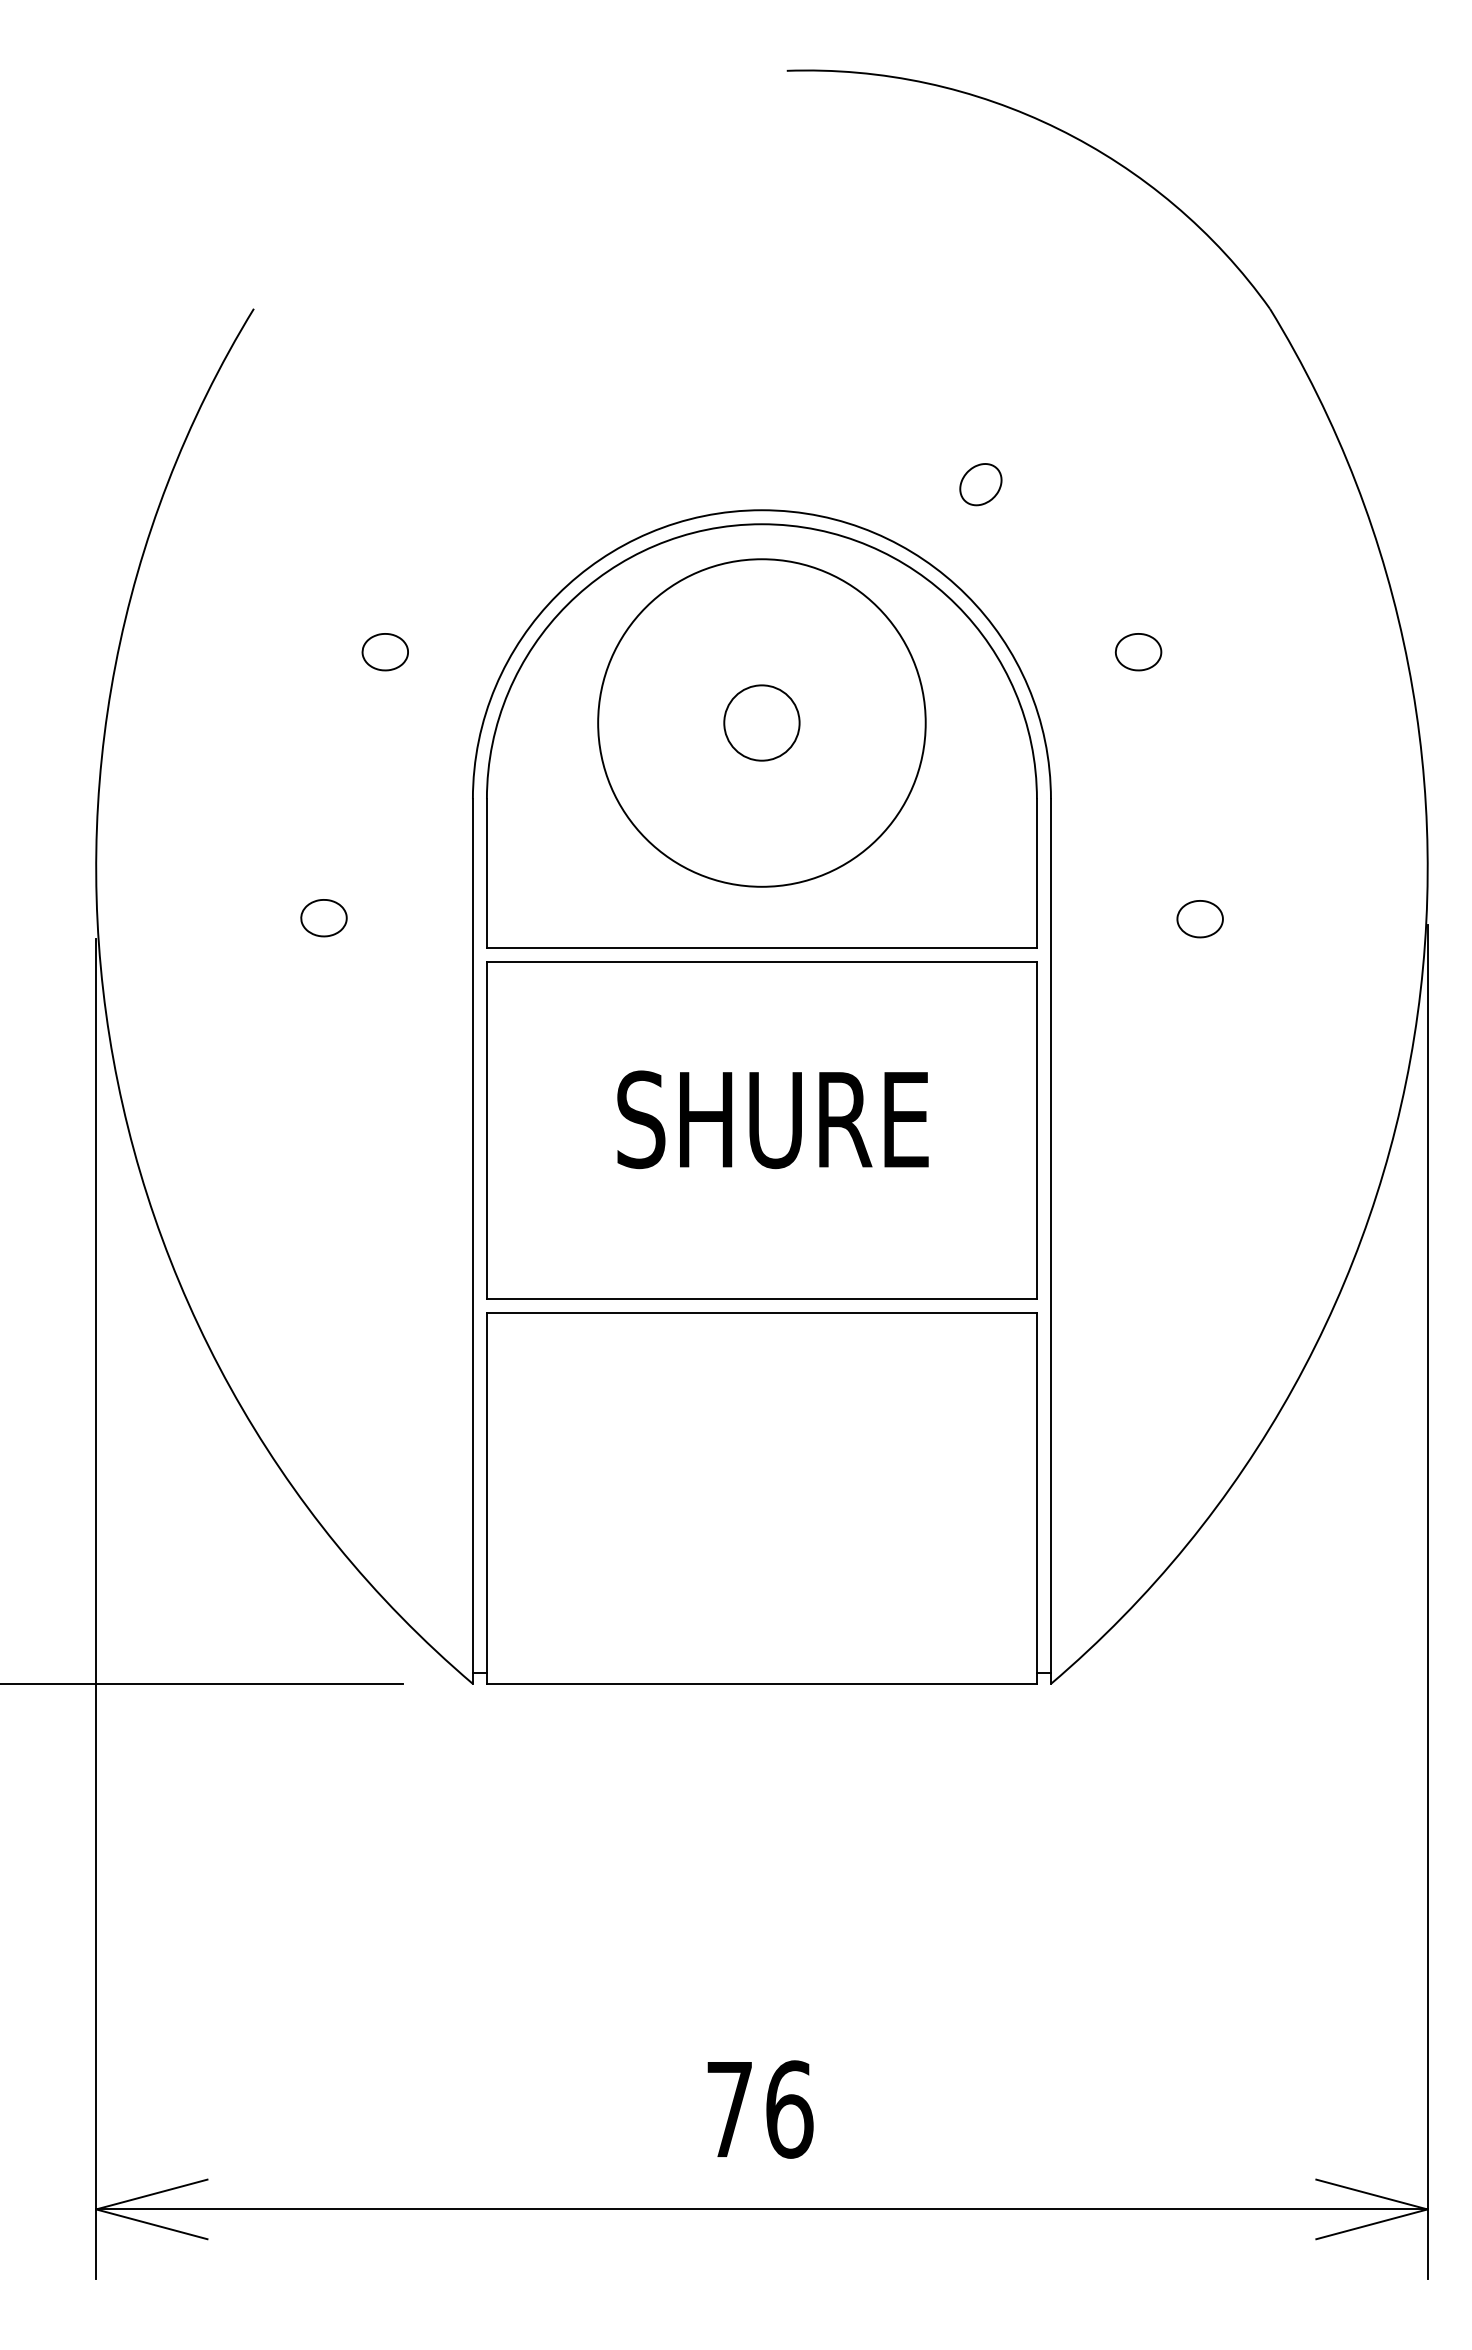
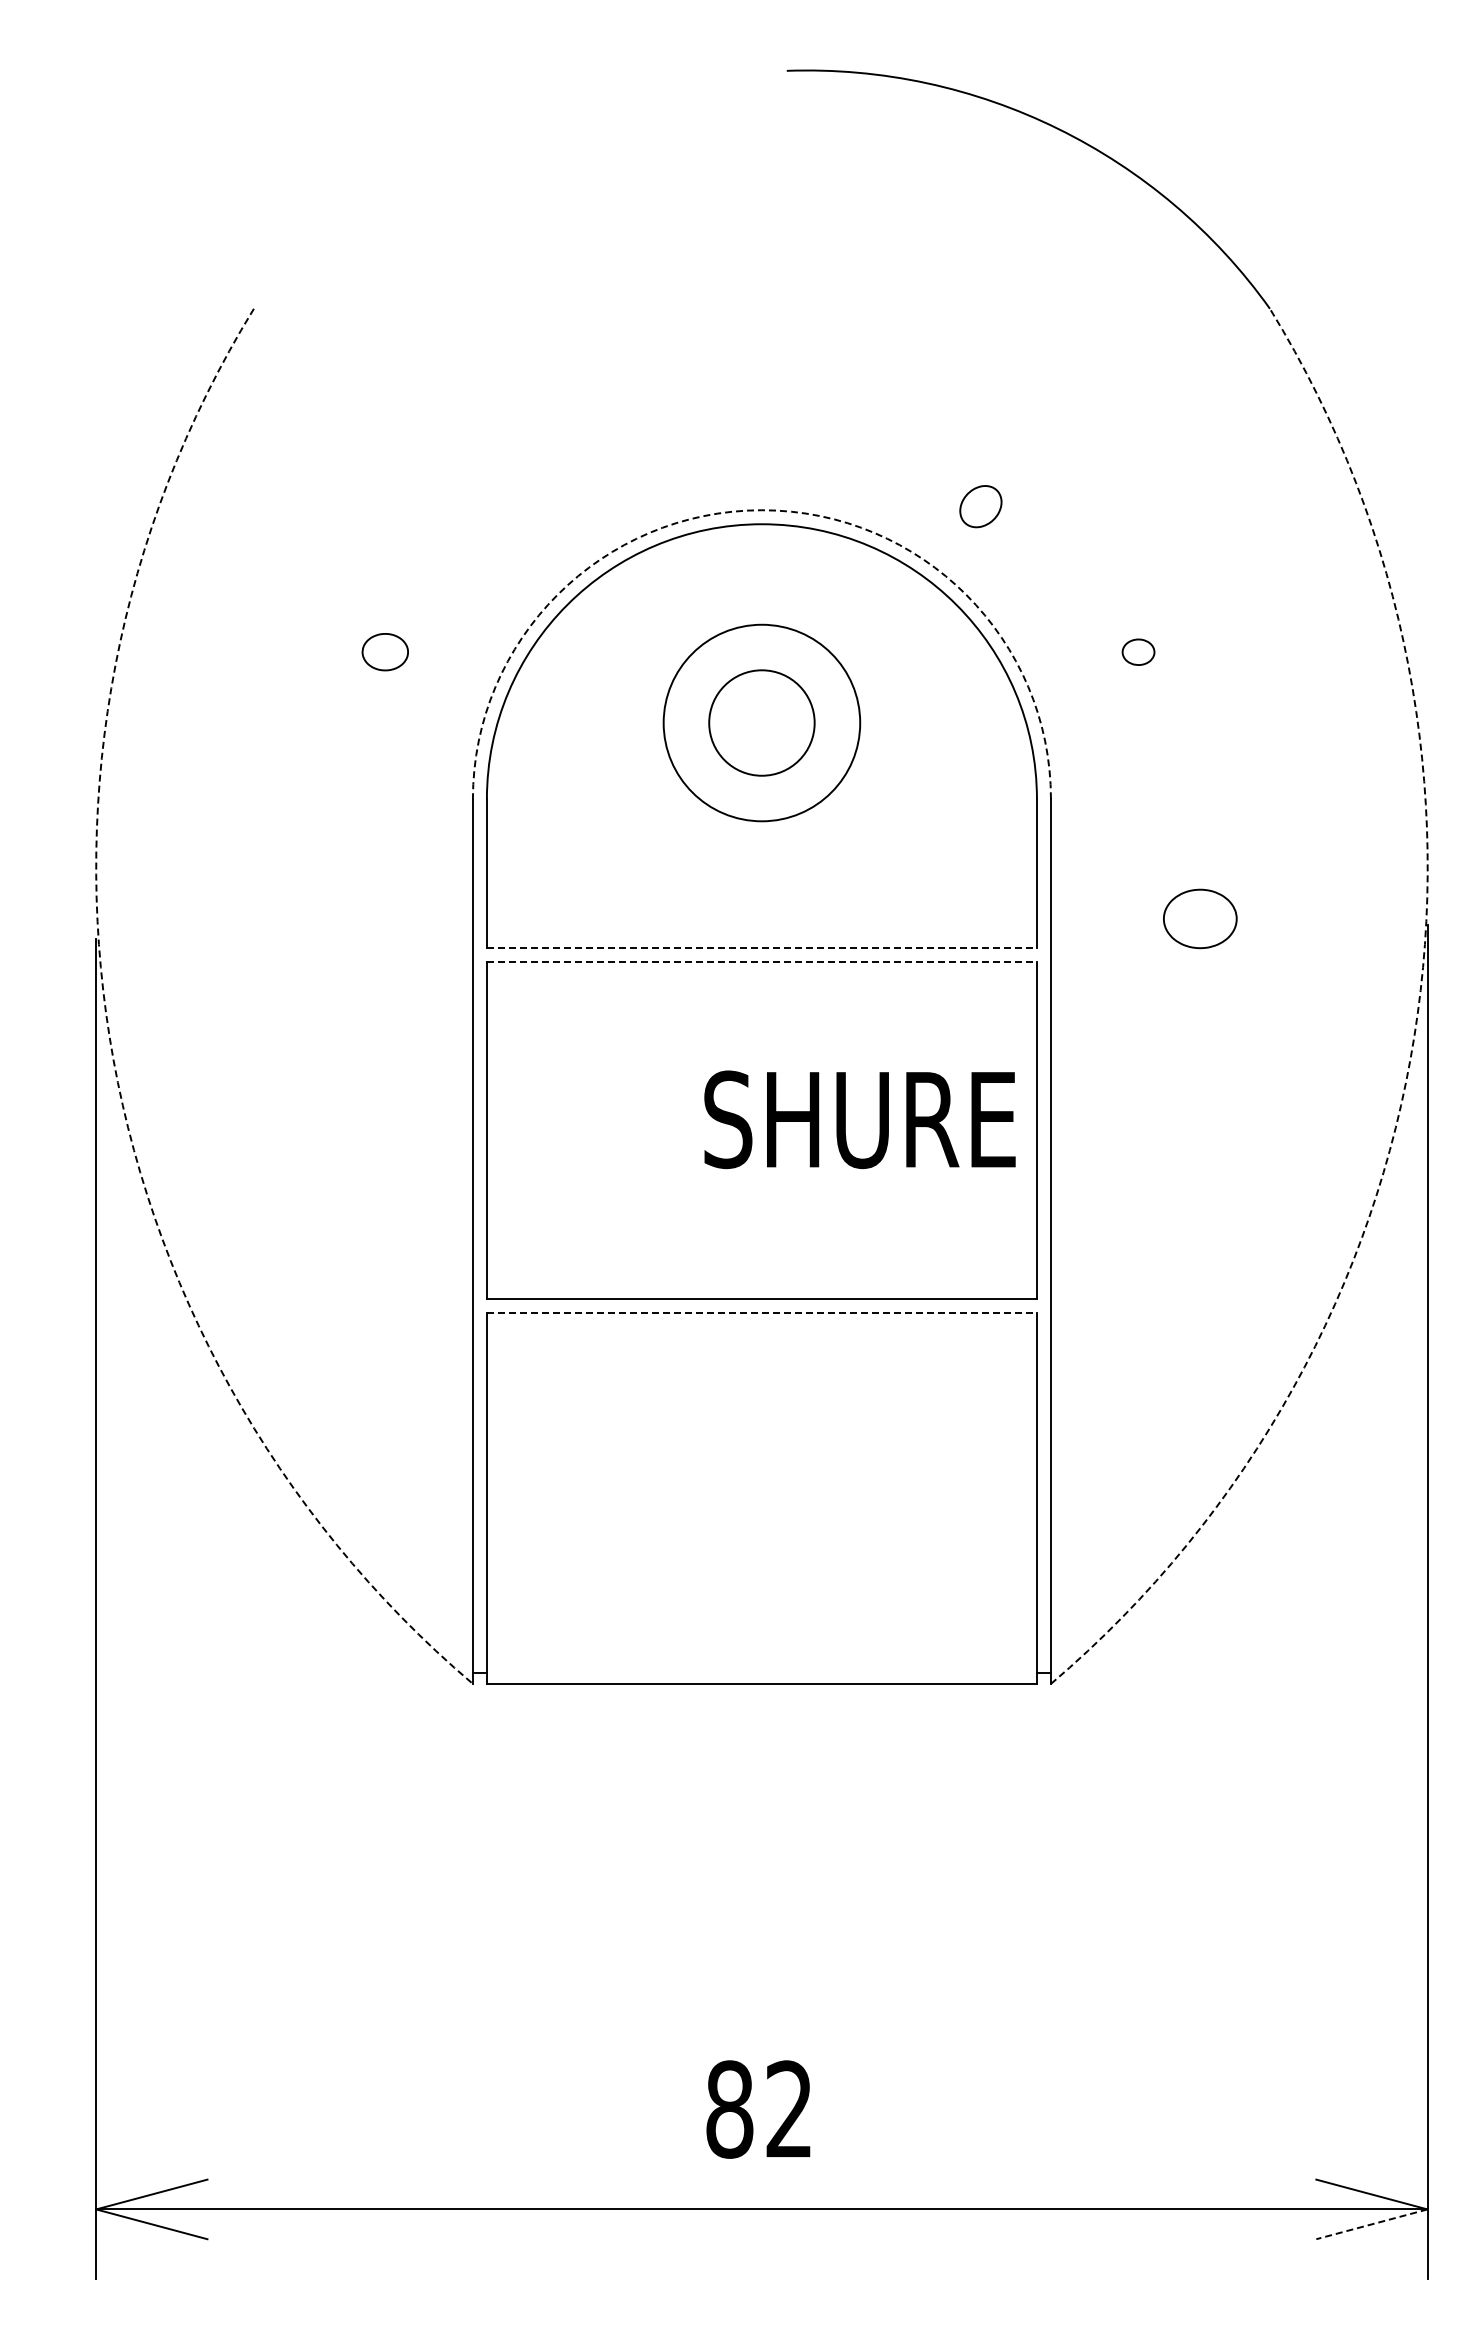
part position: (980, 484) -> (980, 506) (980, 506)
arc: solid -> dashed (761, 510)
part size: 49x39 px -> 35x28 px (1138, 651)
circle diameter: 328 px -> 197 px (761, 722)
circle diameter: 75 px -> 105 px (761, 722)
part: present -> none (323, 918)
part size: 48x39 px -> 75x62 px (1200, 918)
line: solid -> dashed (762, 948)
line: solid -> dashed (762, 962)
arc: solid -> dashed (109, 1036)
arc: solid -> dashed (1414, 1036)
text position: (772, 1119) -> (859, 1119) (859, 1119)
line: solid -> dashed (762, 1312)
line: present -> none (202, 1683)
text: 76 -> 82 (759, 2109)
line: solid -> dashed (1371, 2224)
